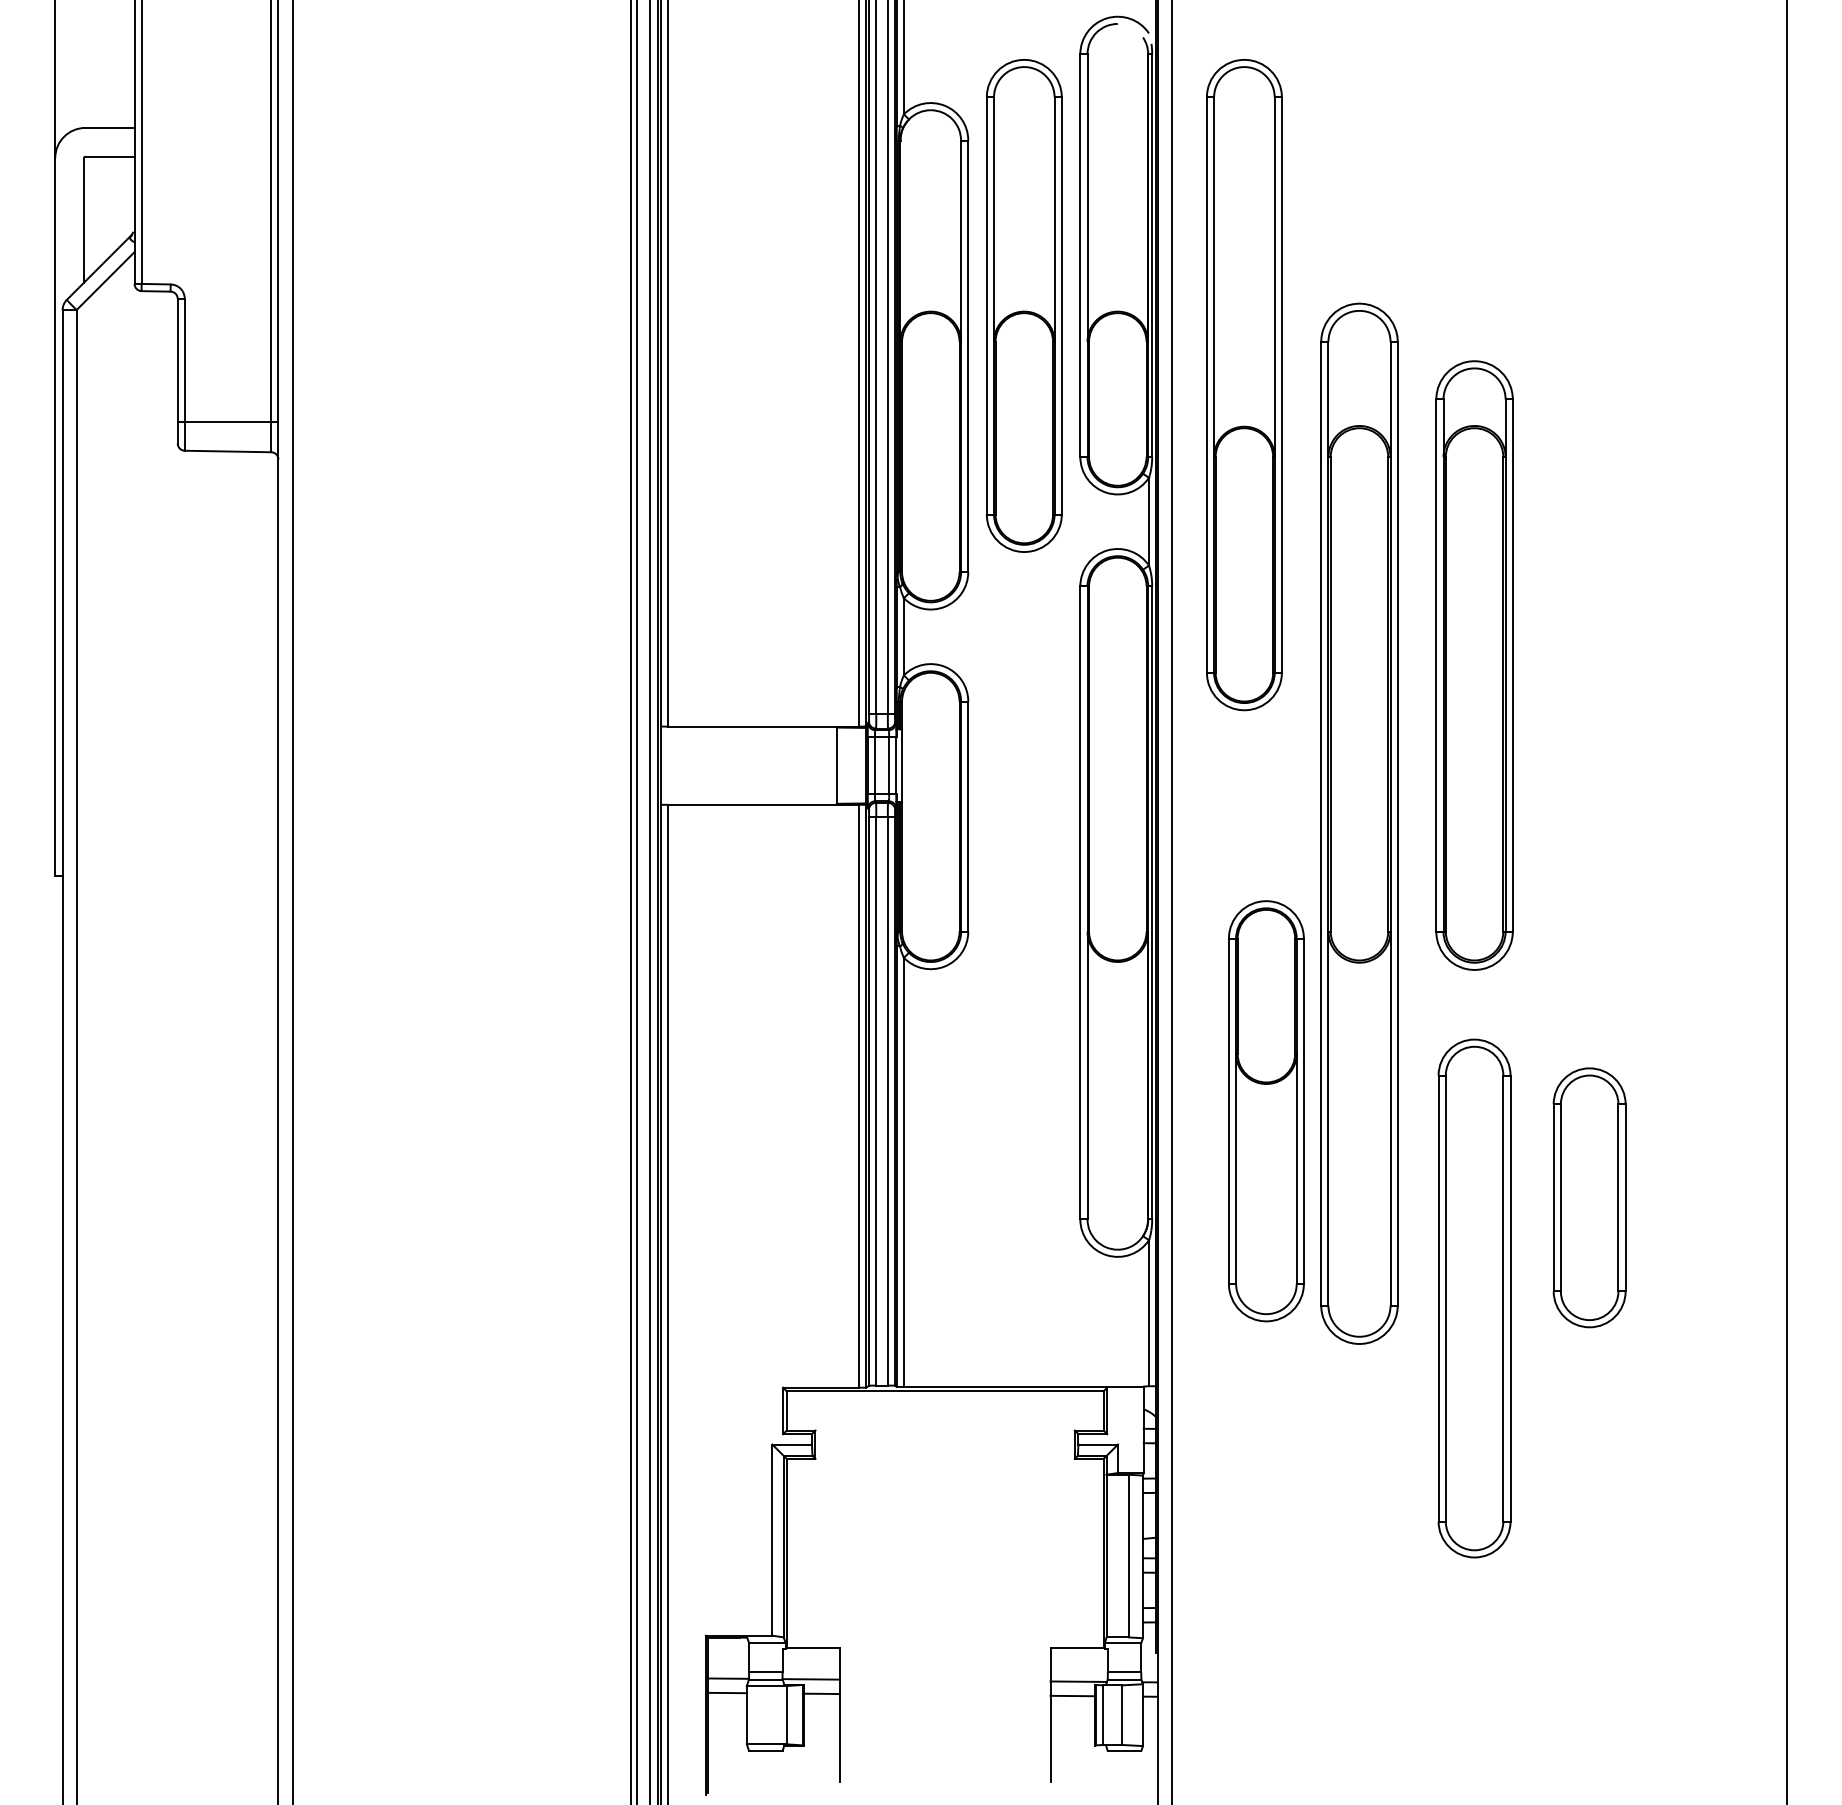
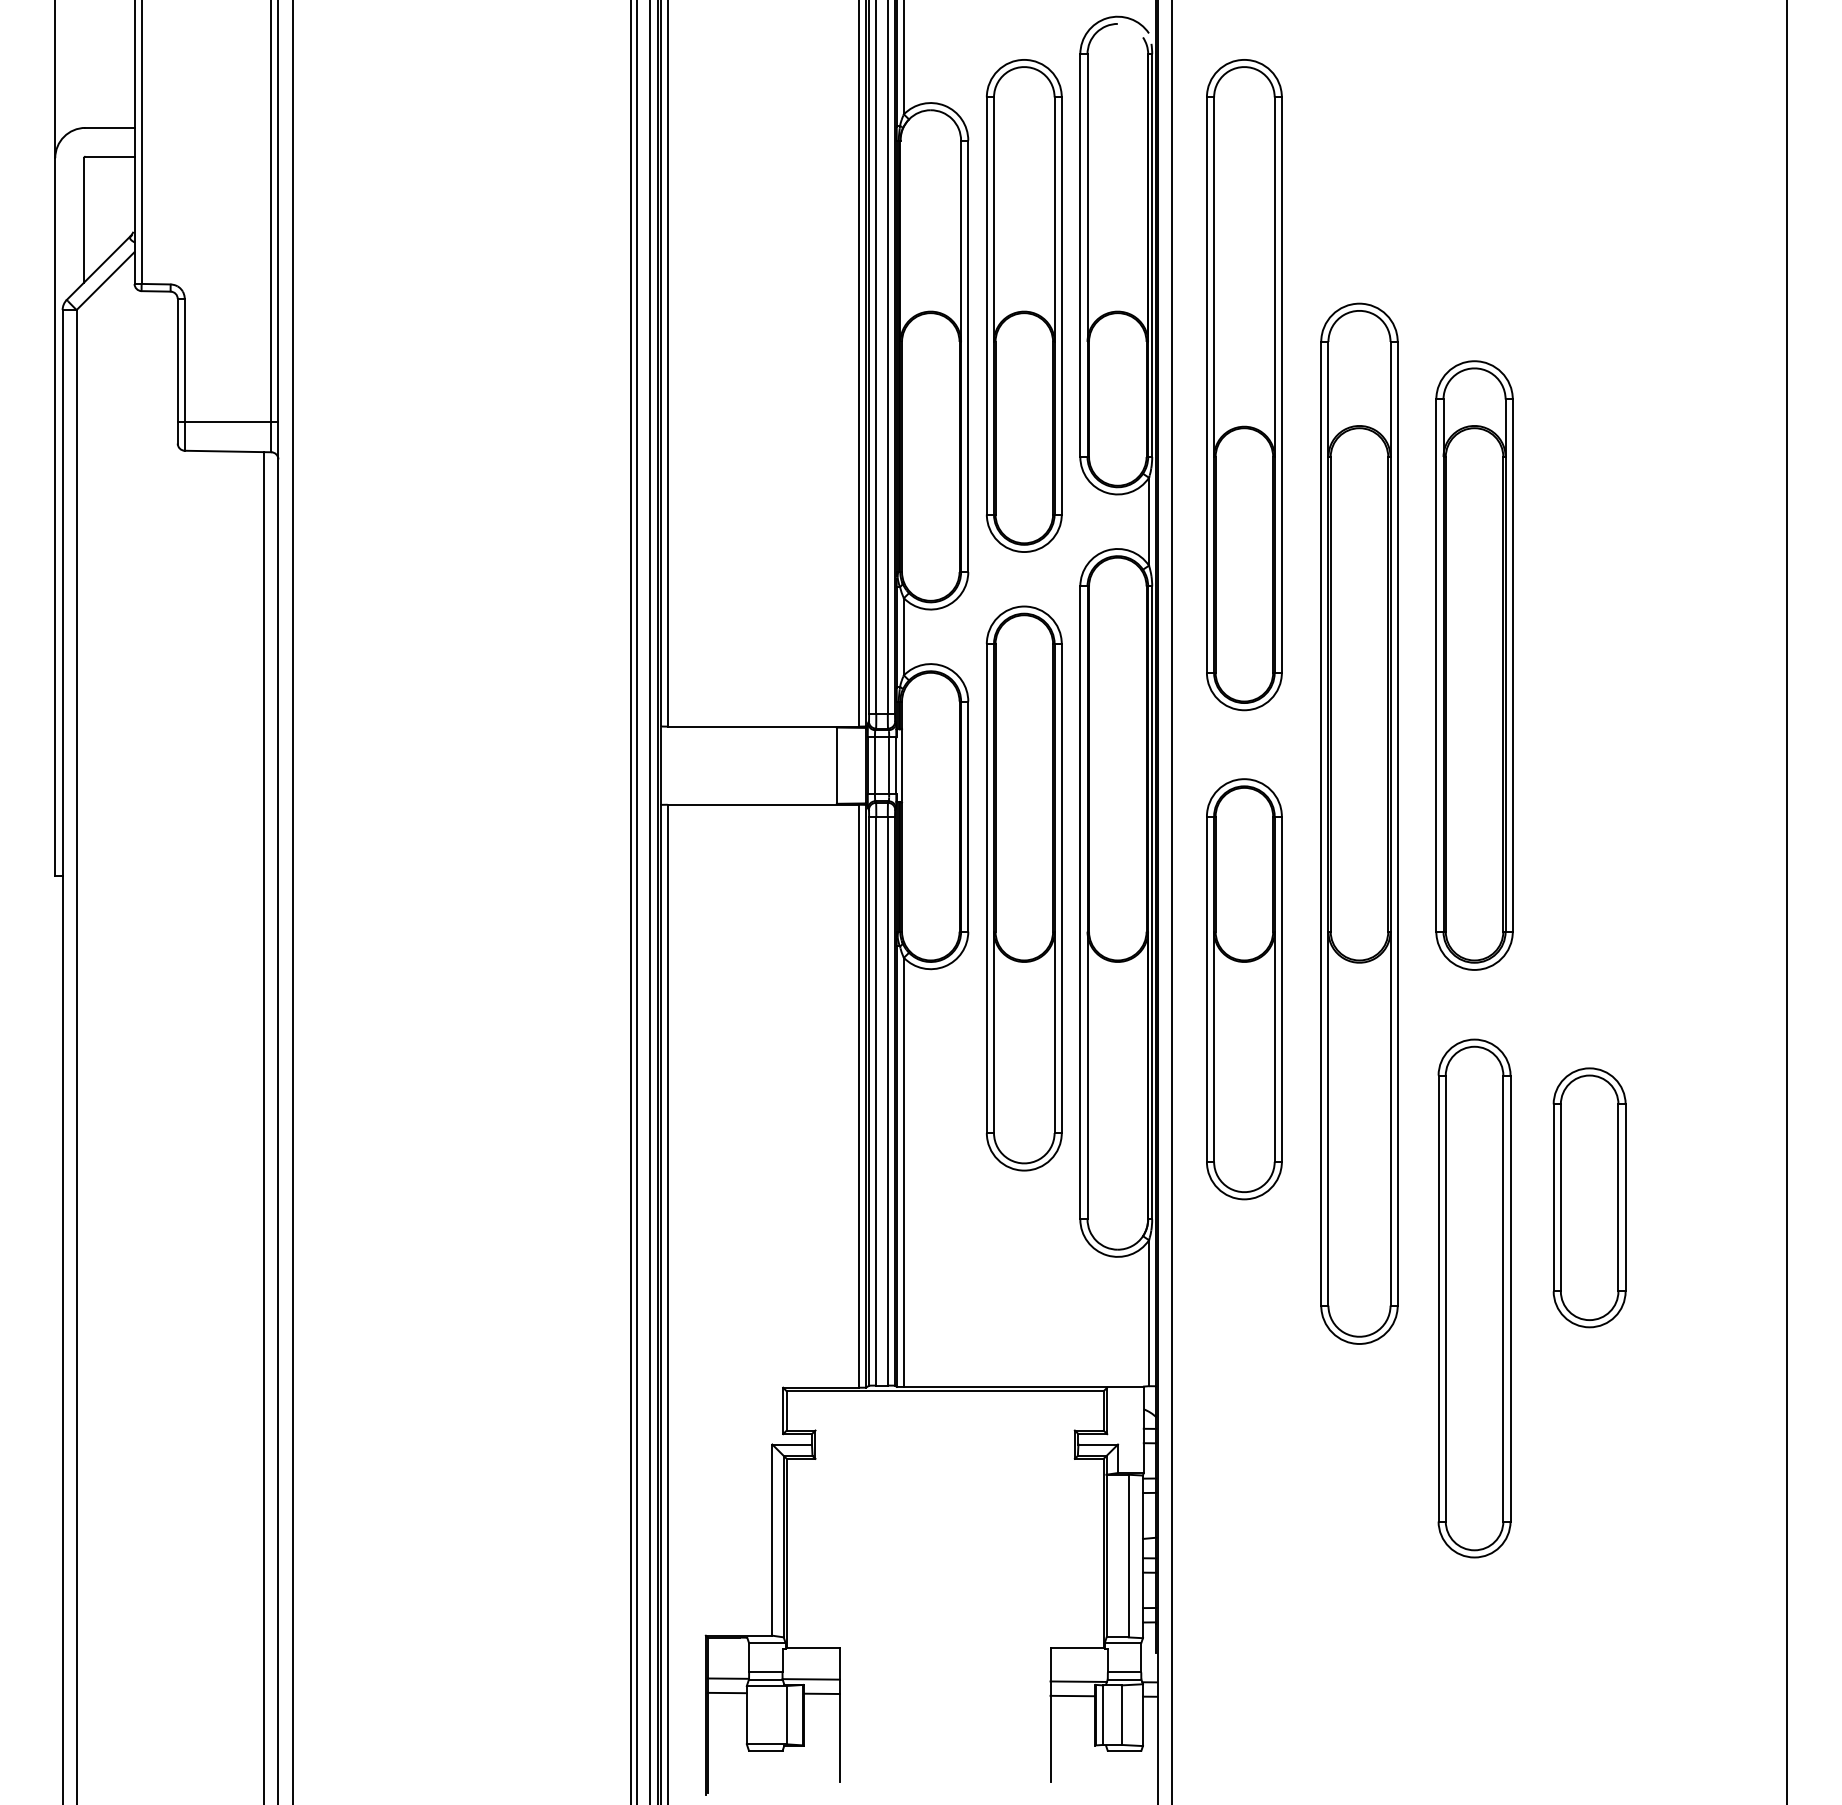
part: none -> present (1024, 888)
part position: (1266, 1111) -> (1244, 989) (1244, 989)
line: none -> present (264, 1126)
